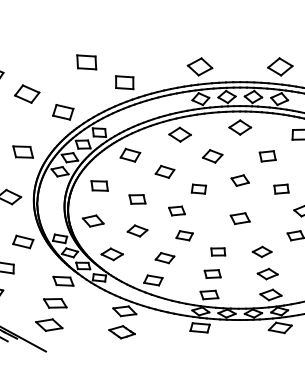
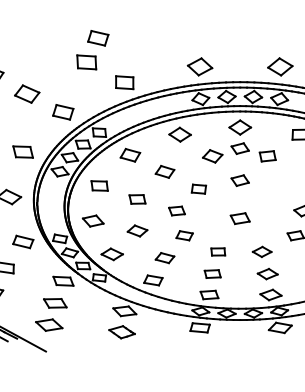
part: none -> present (98, 38)
part: none -> present (239, 148)
part: present -> none (281, 188)
